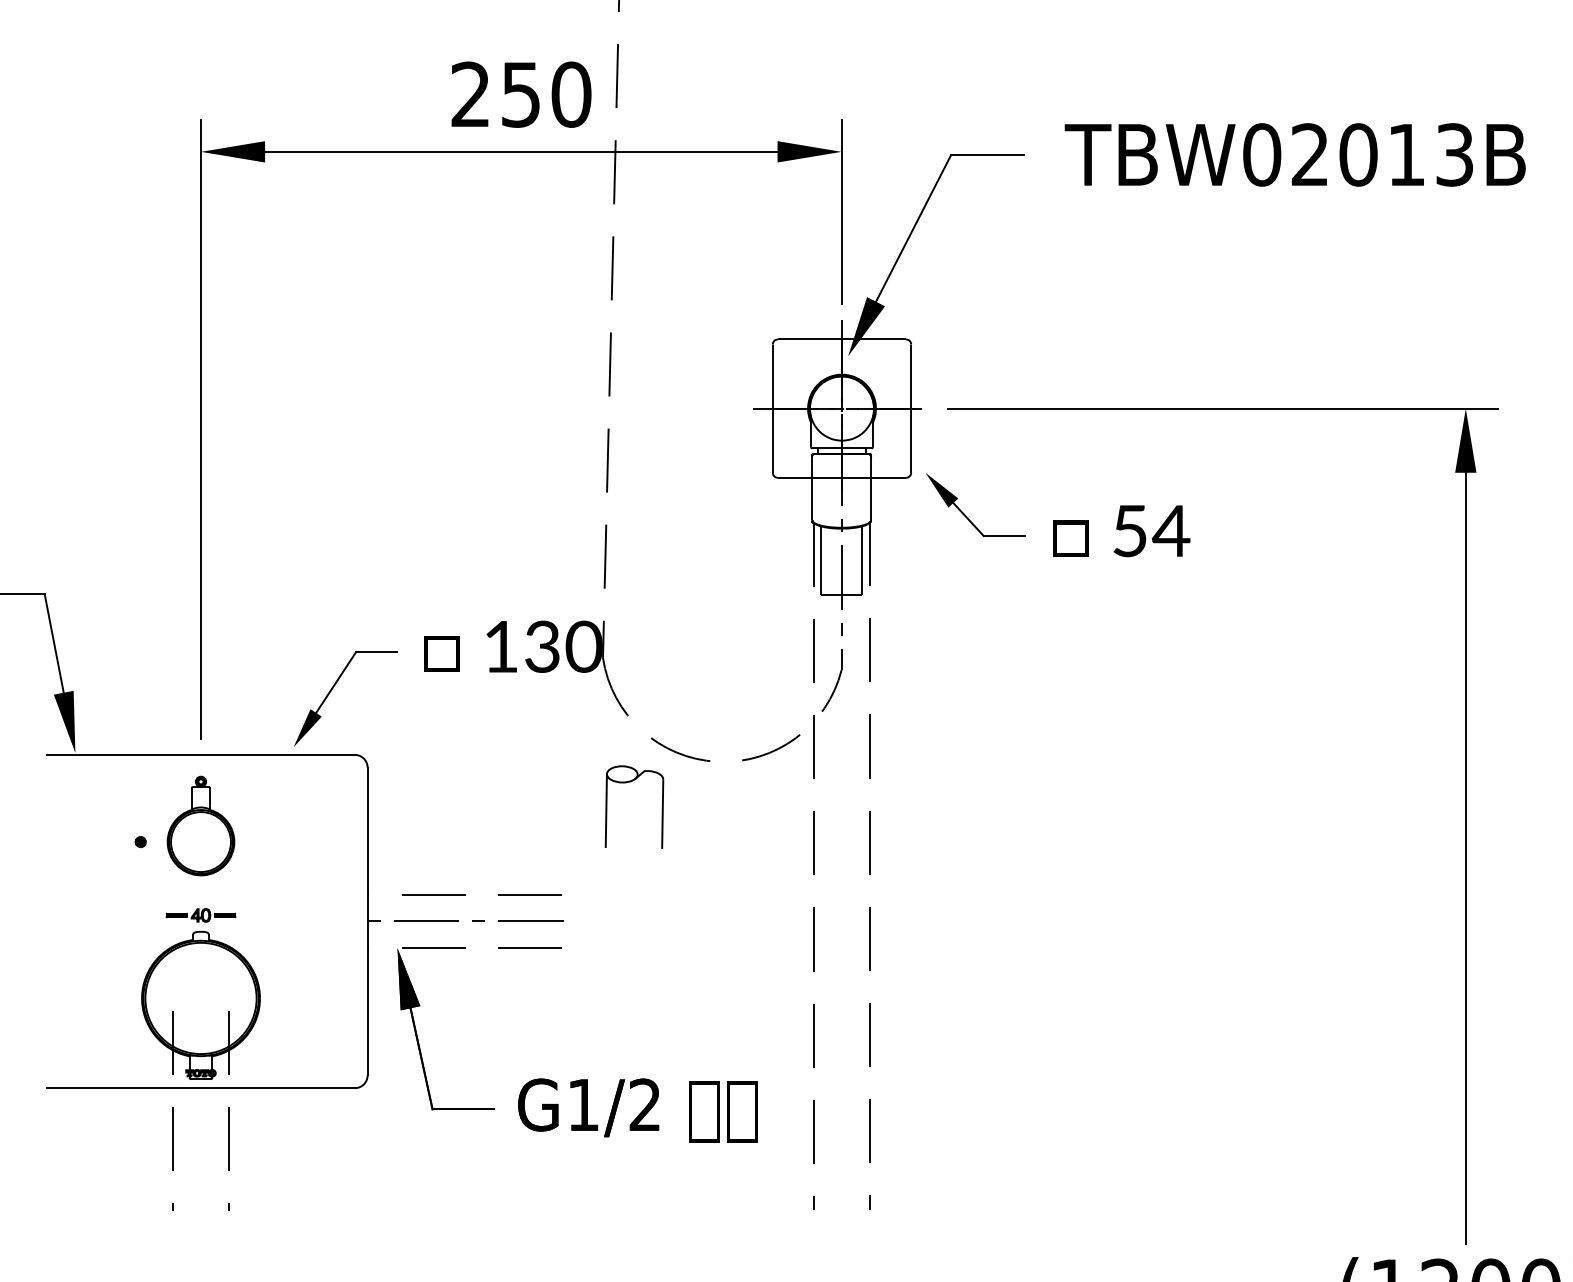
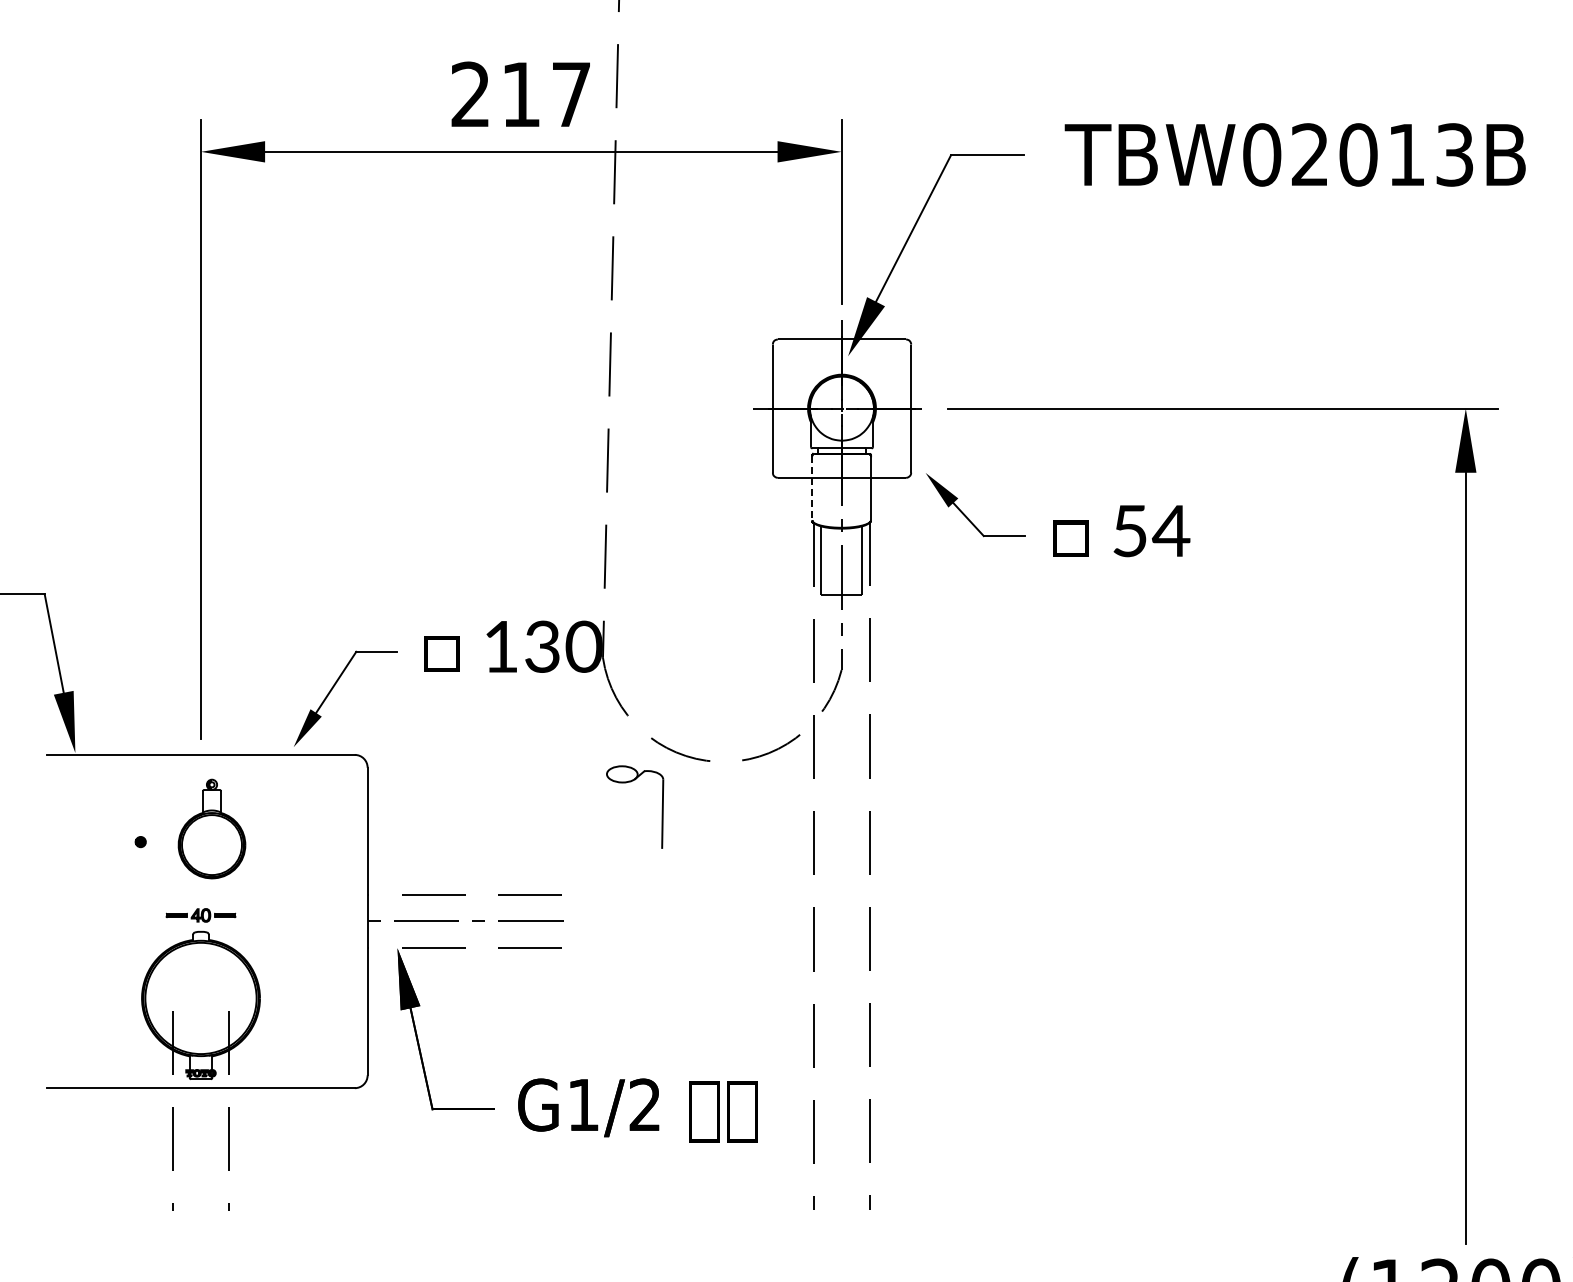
text: 250 -> 217 (546, 94)
line: solid -> dashed (812, 488)
line: present -> none (605, 810)
part position: (200, 825) -> (211, 828) (211, 828)
